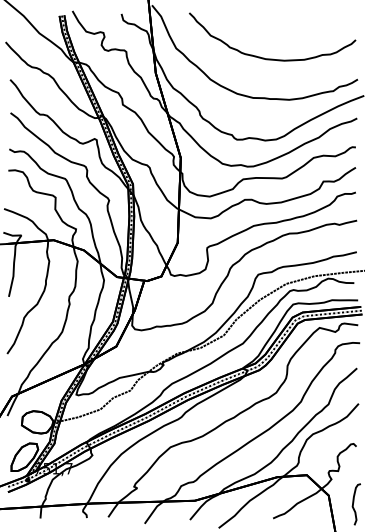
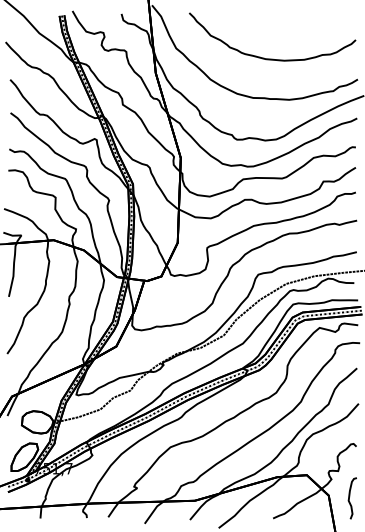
curve position: (353, 504) -> (349, 498) (349, 498)
